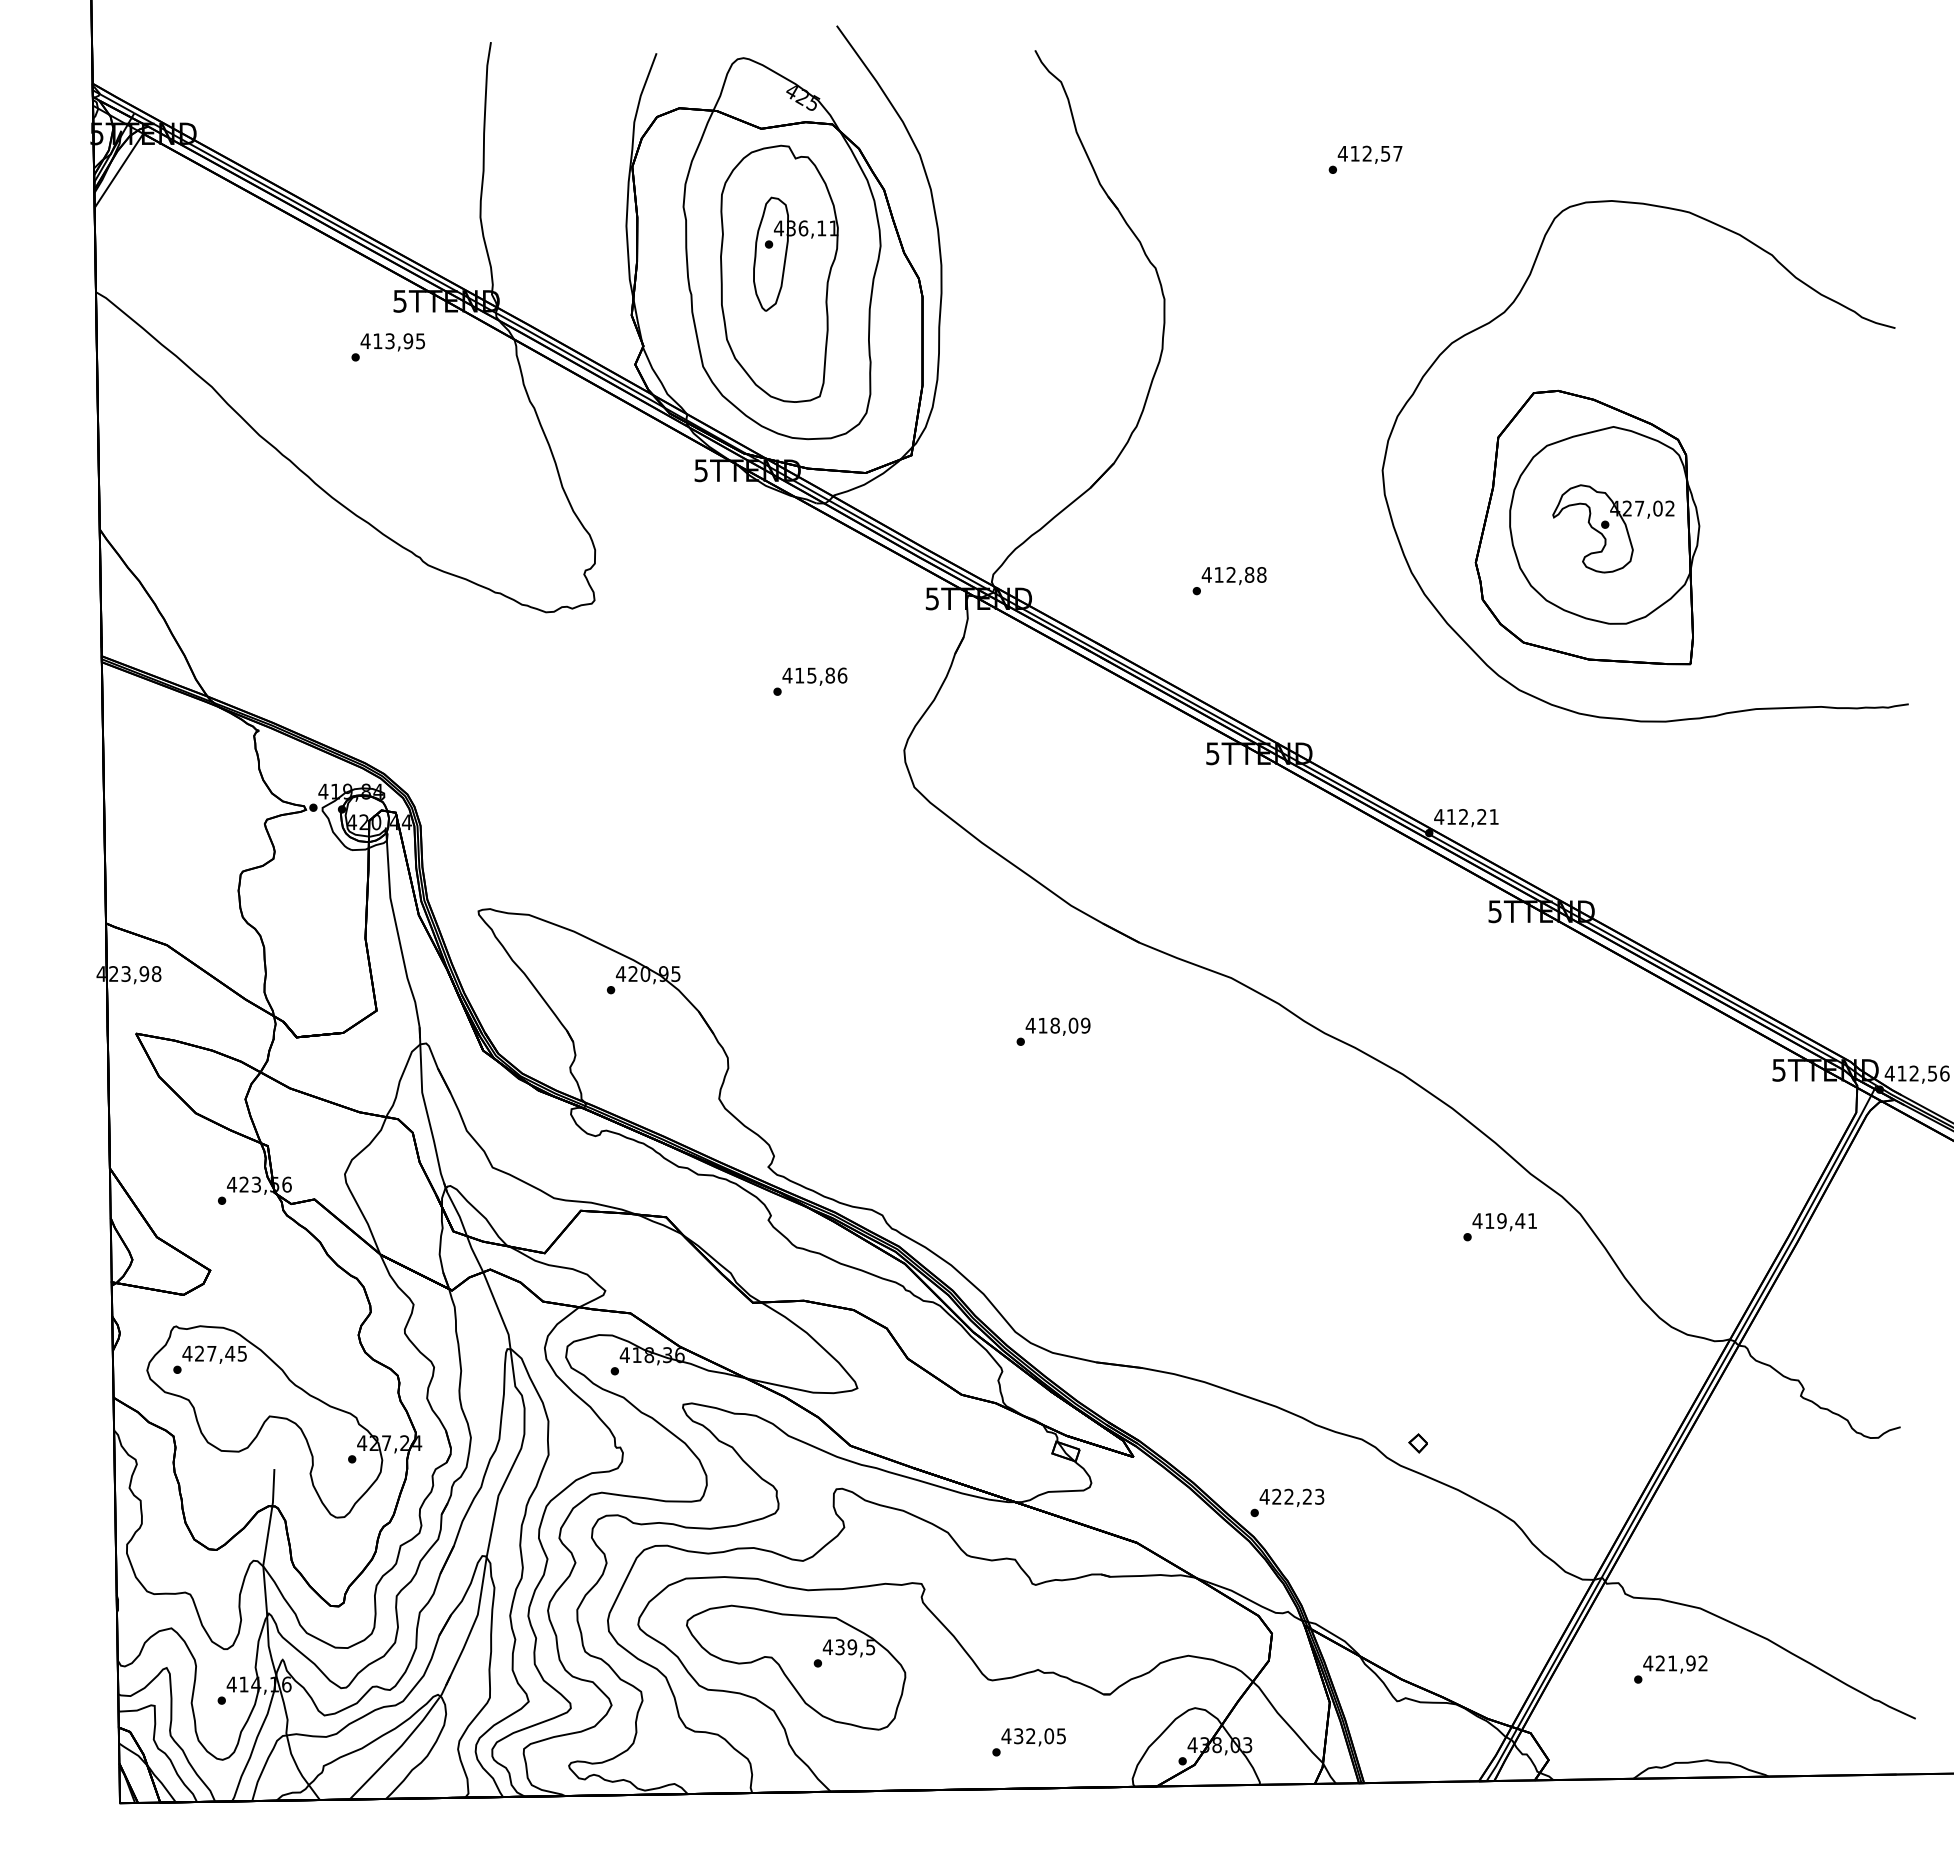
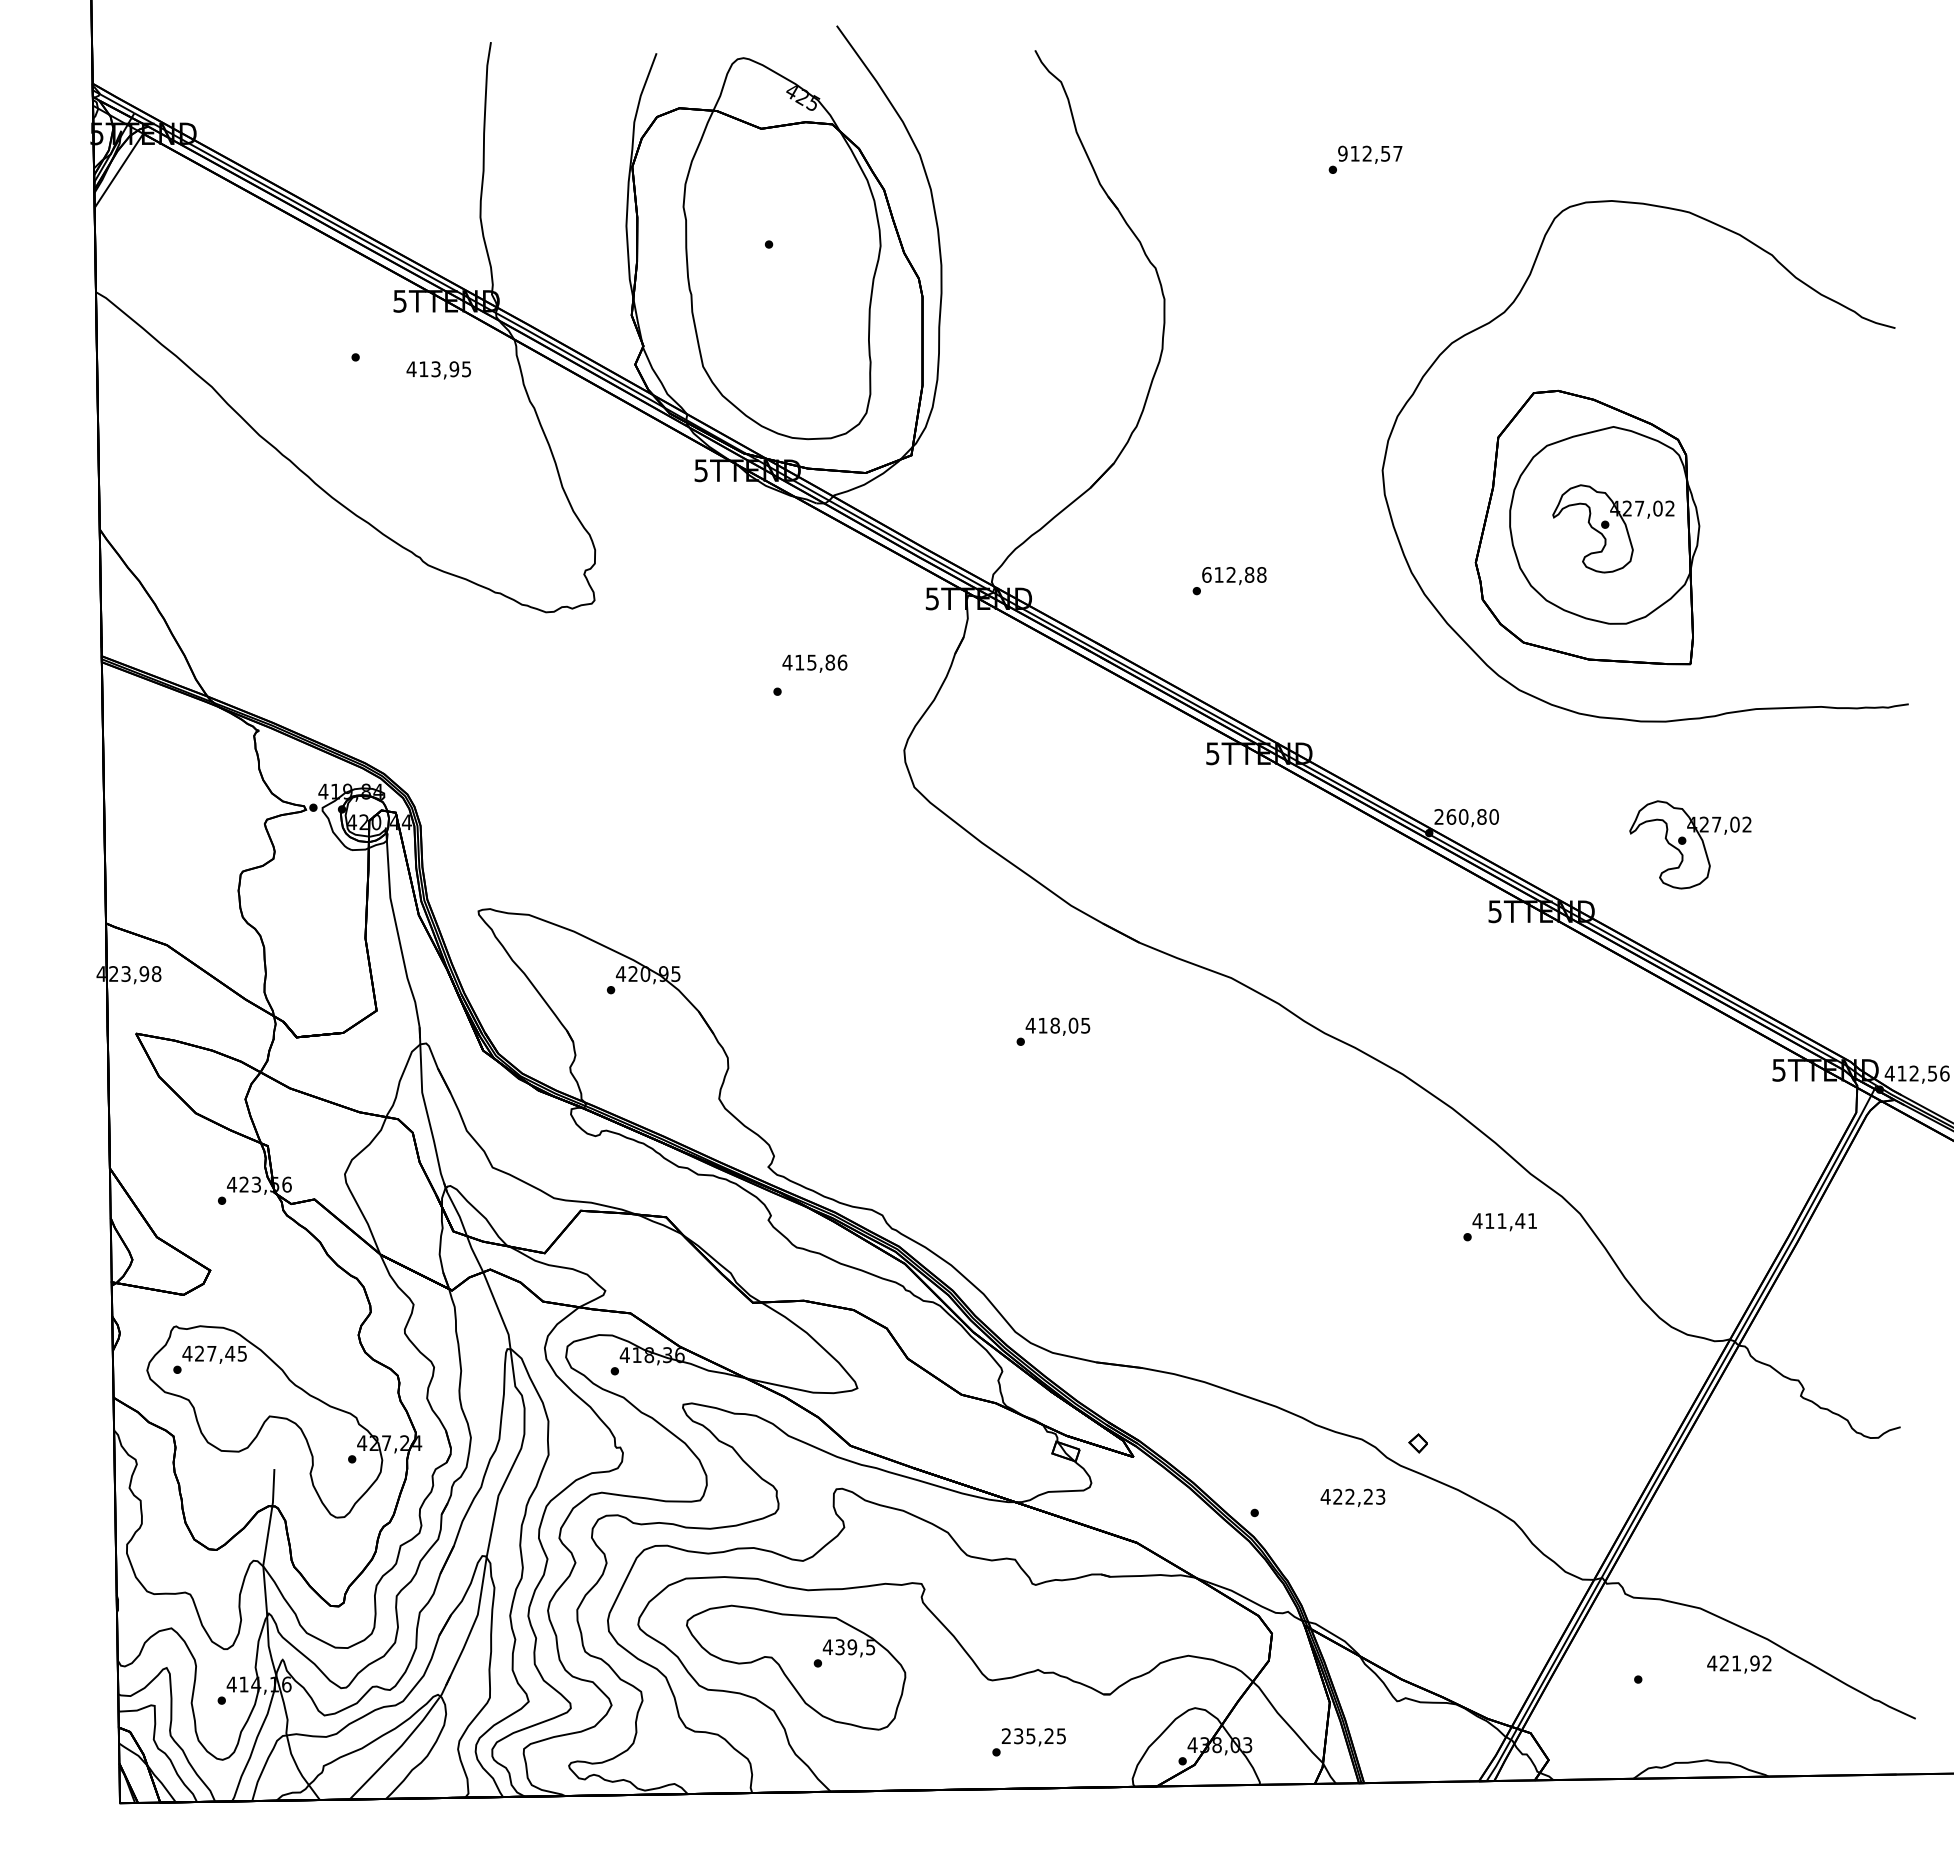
text: 412,57 -> 912,57 (1342, 153)
part: present -> none (779, 273)
text position: (392, 342) -> (438, 370) (438, 370)
text: 412,88 -> 612,88 (1206, 574)
text position: (814, 676) -> (814, 663) (814, 663)
text: 412,21 -> 260,80 (1466, 816)
part: none -> present (1690, 844)
text: 418,09 -> 418,05 (1085, 1025)
text: 419,41 -> 411,41 (1501, 1221)
text position: (1291, 1497) -> (1352, 1497) (1352, 1497)
text position: (1675, 1664) -> (1739, 1664) (1739, 1664)
text: 432,05 -> 235,25 (1027, 1736)
